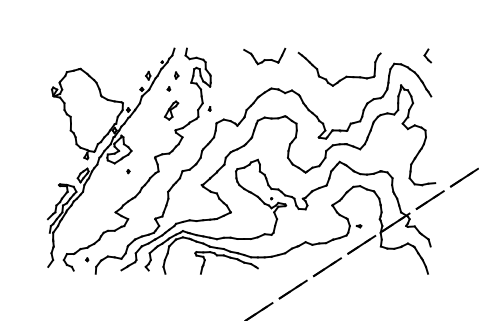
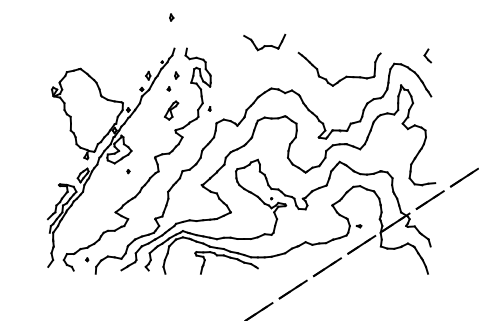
part: none -> present (171, 17)
part position: (264, 56) -> (264, 42) (264, 42)
